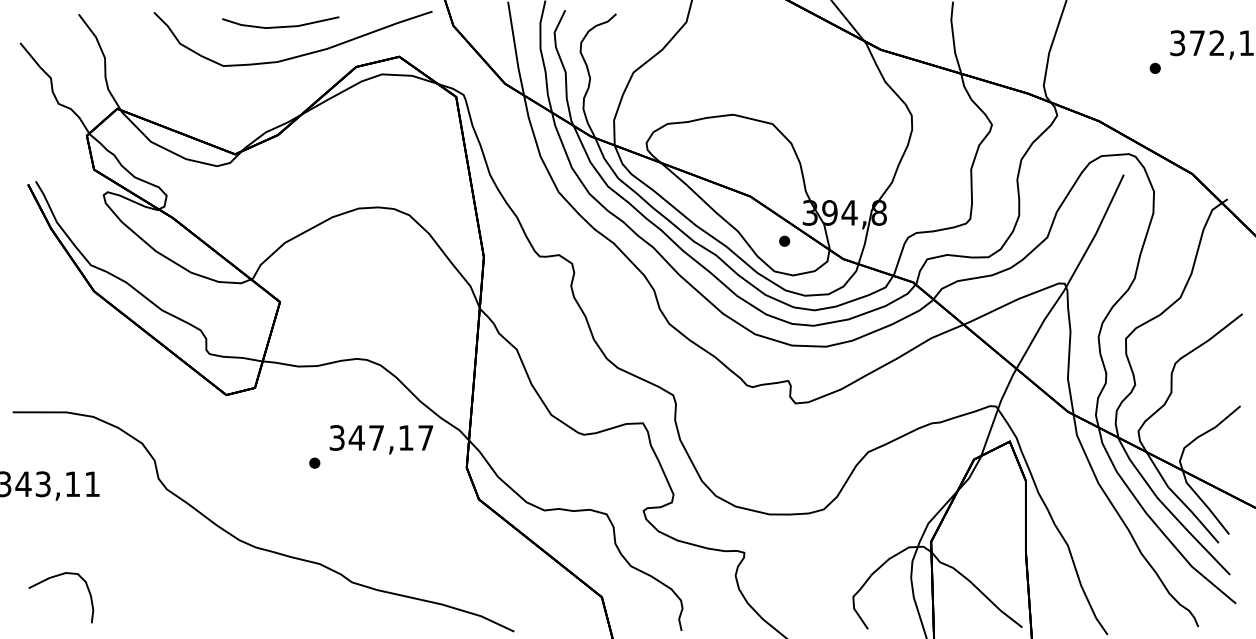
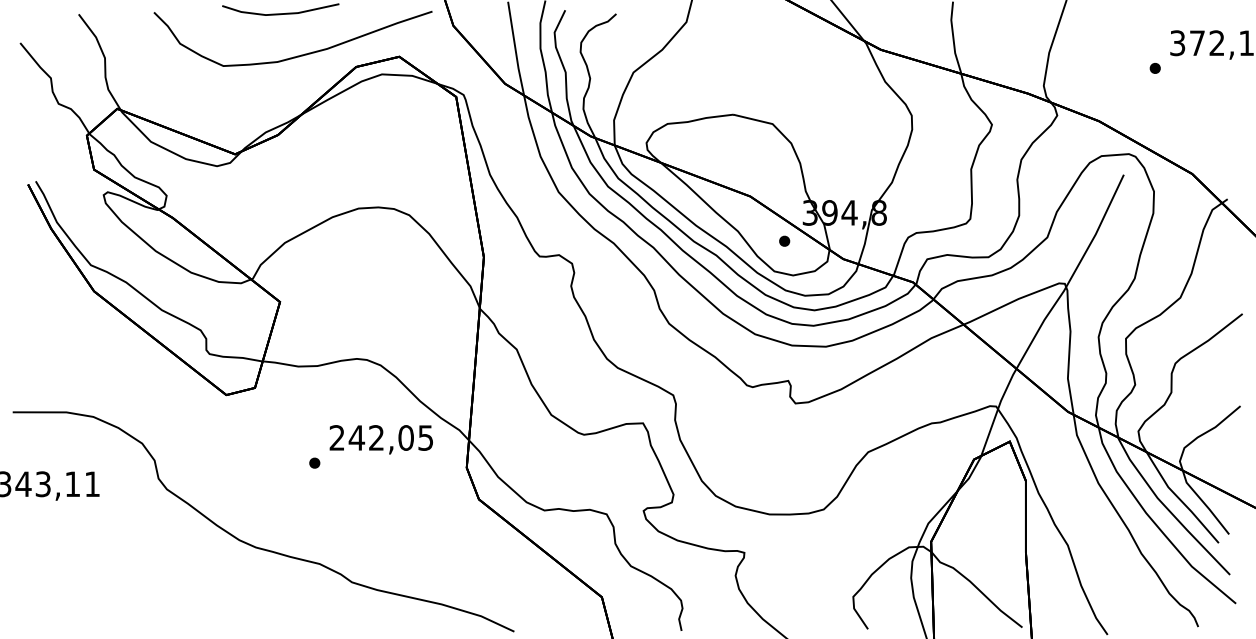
line position: (280, 26) -> (280, 13) (280, 13)
text: 347,17 -> 242,05 (381, 437)
curve: present -> none (55, 577)
